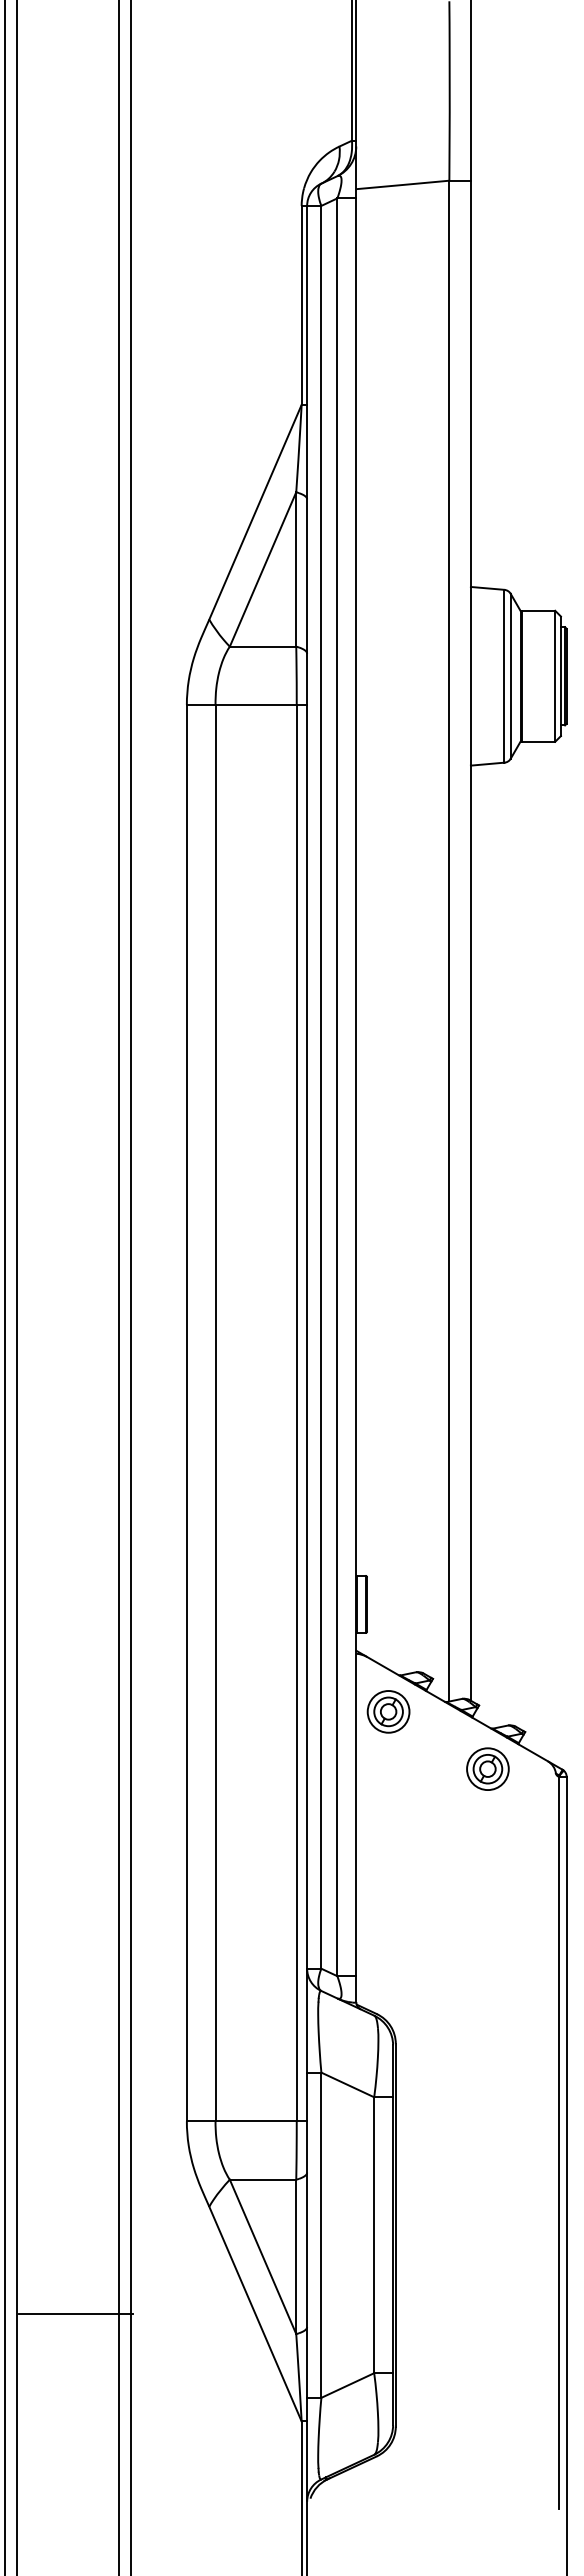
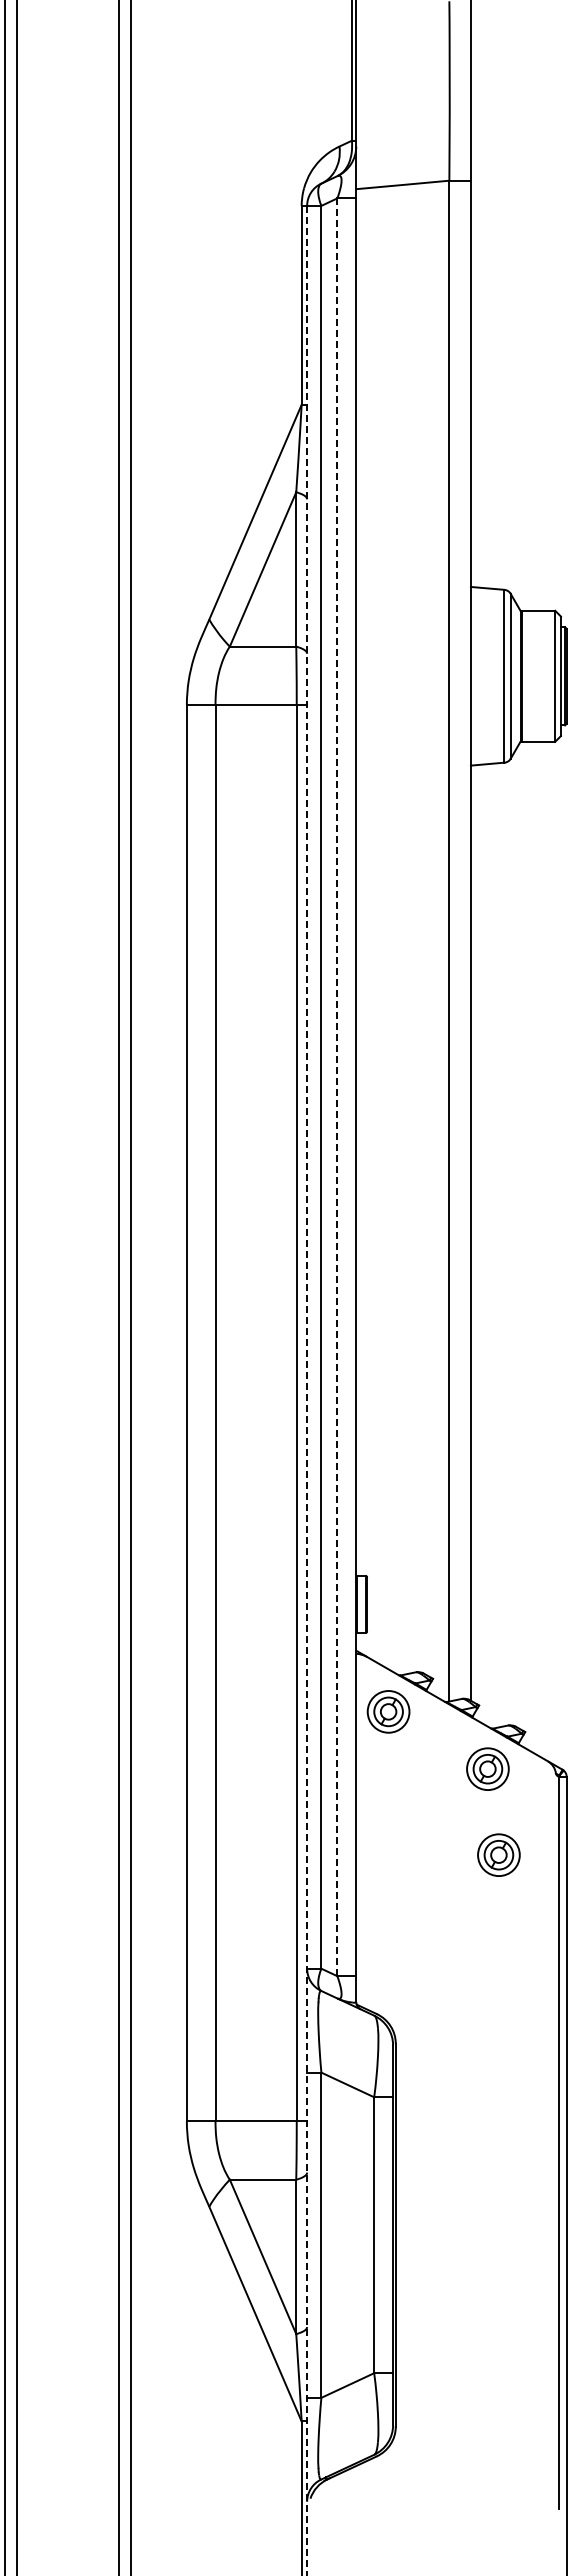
line: solid -> dashed (337, 1087)
line: solid -> dashed (307, 1390)
part: none -> present (498, 1854)
line: present -> none (75, 2313)
